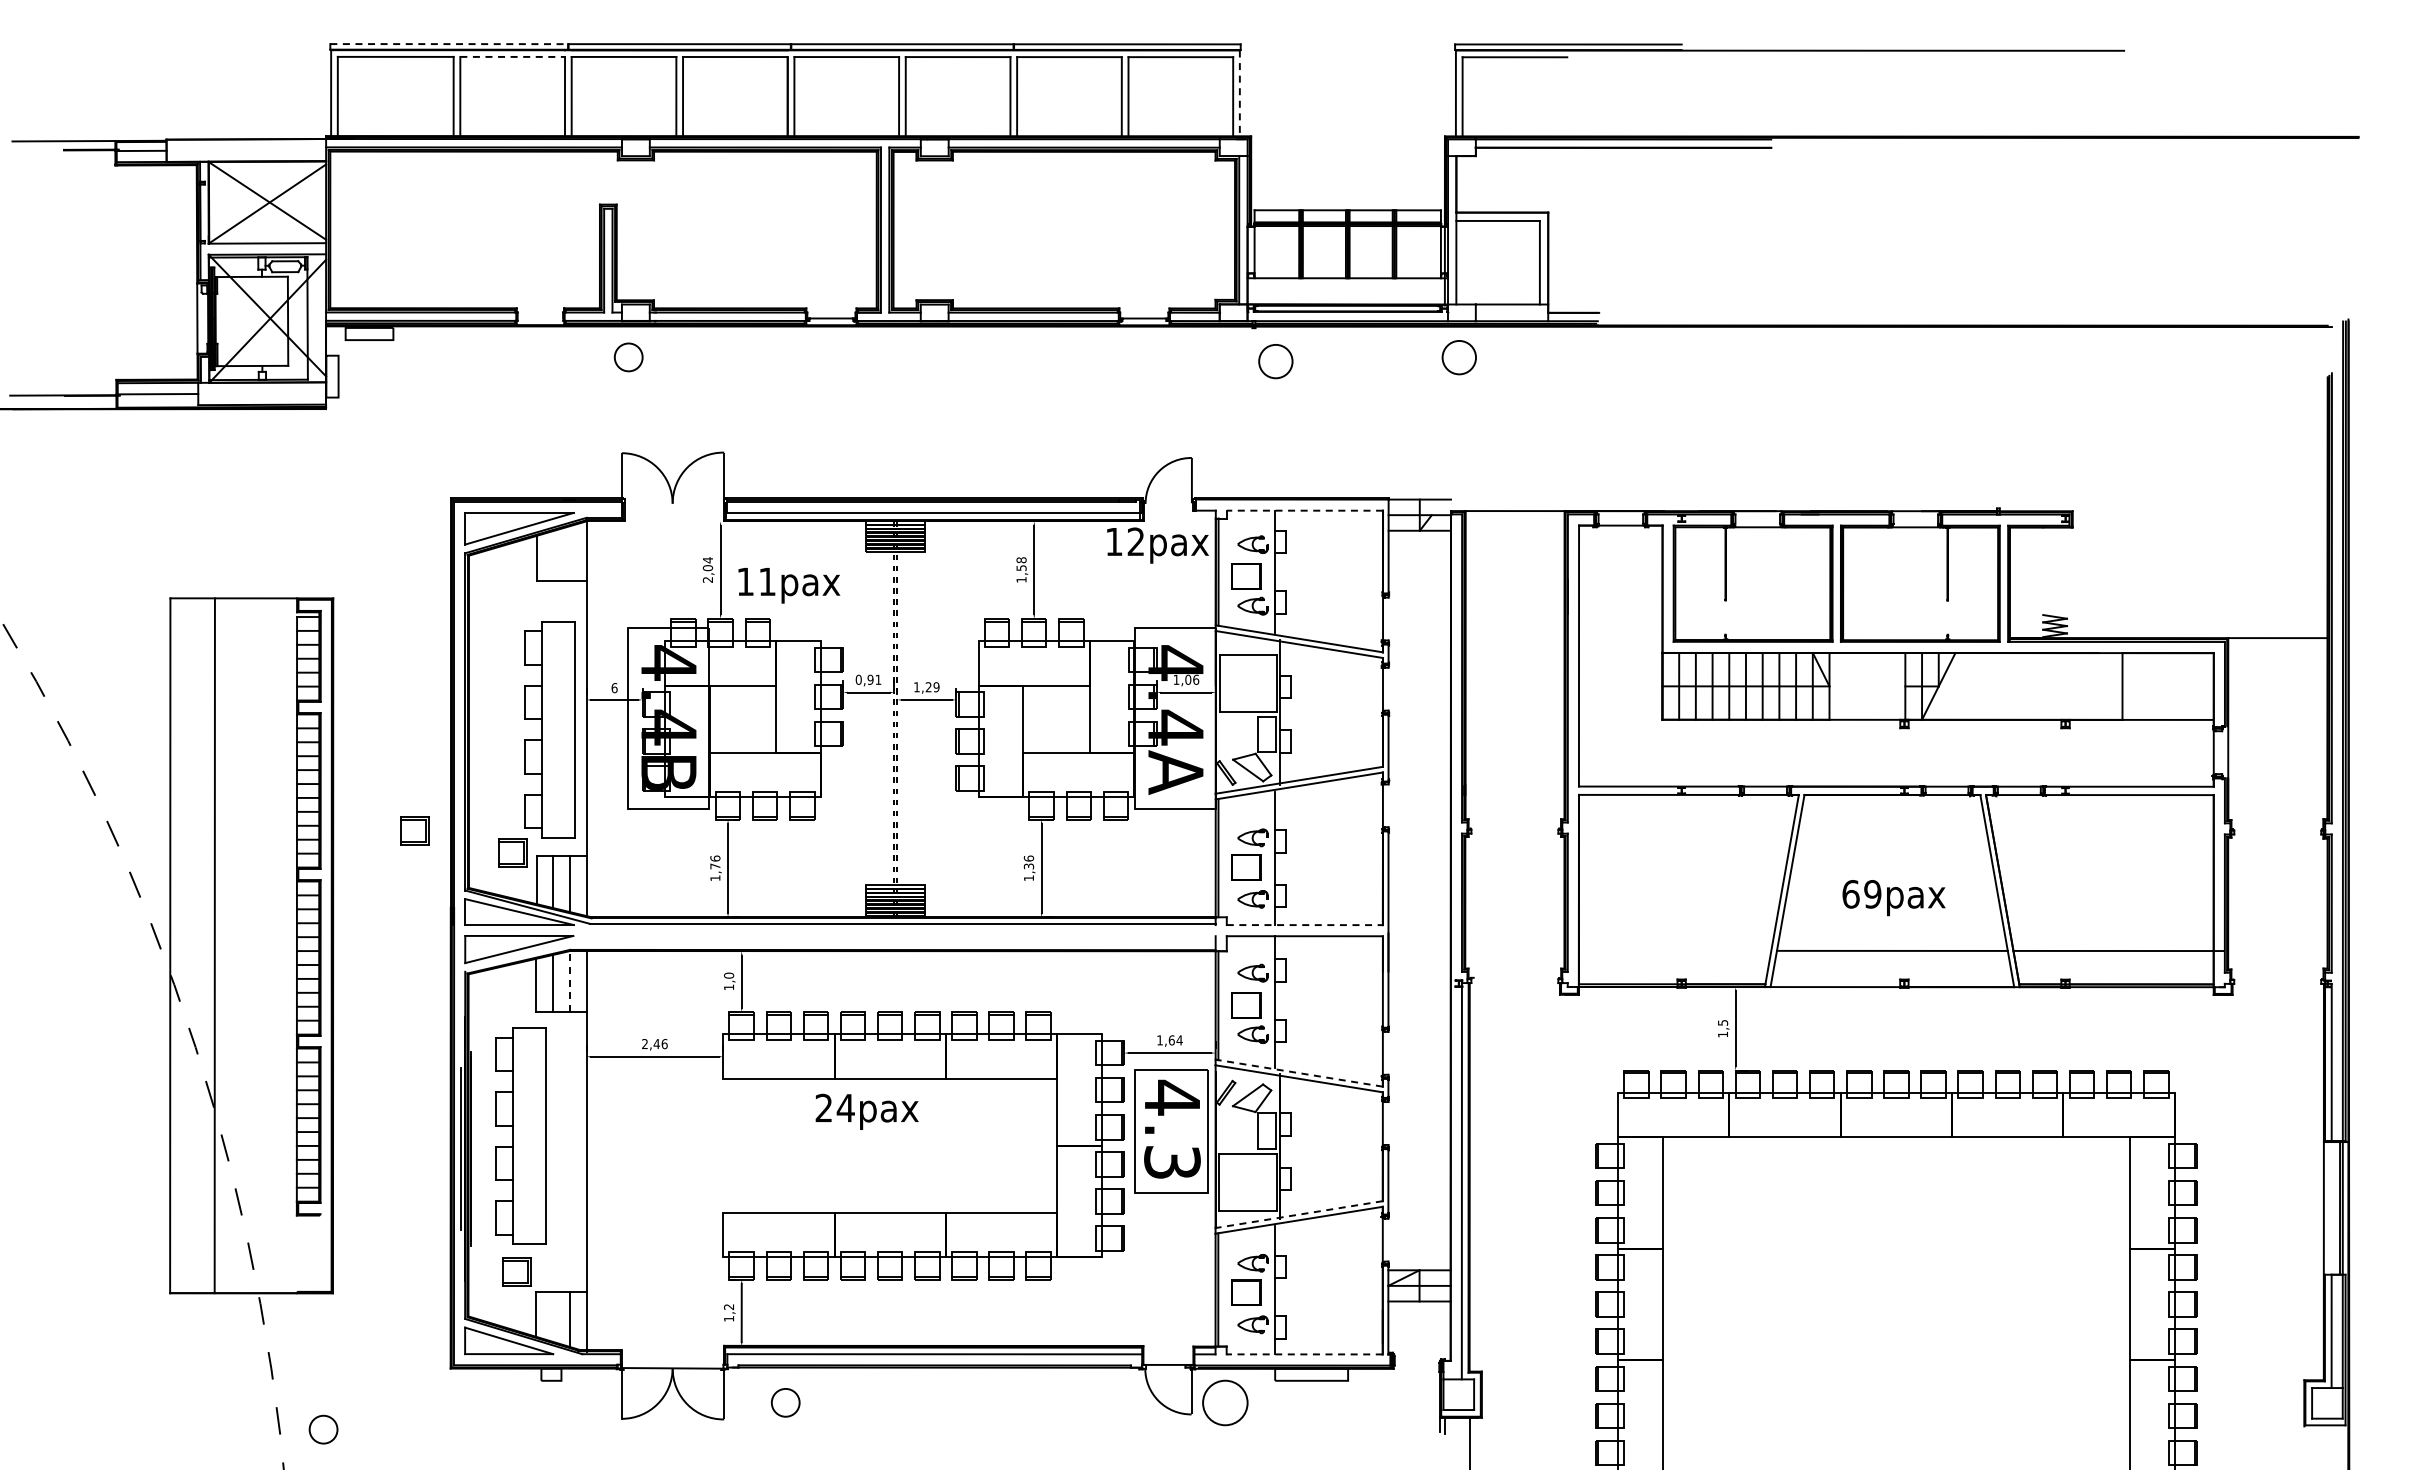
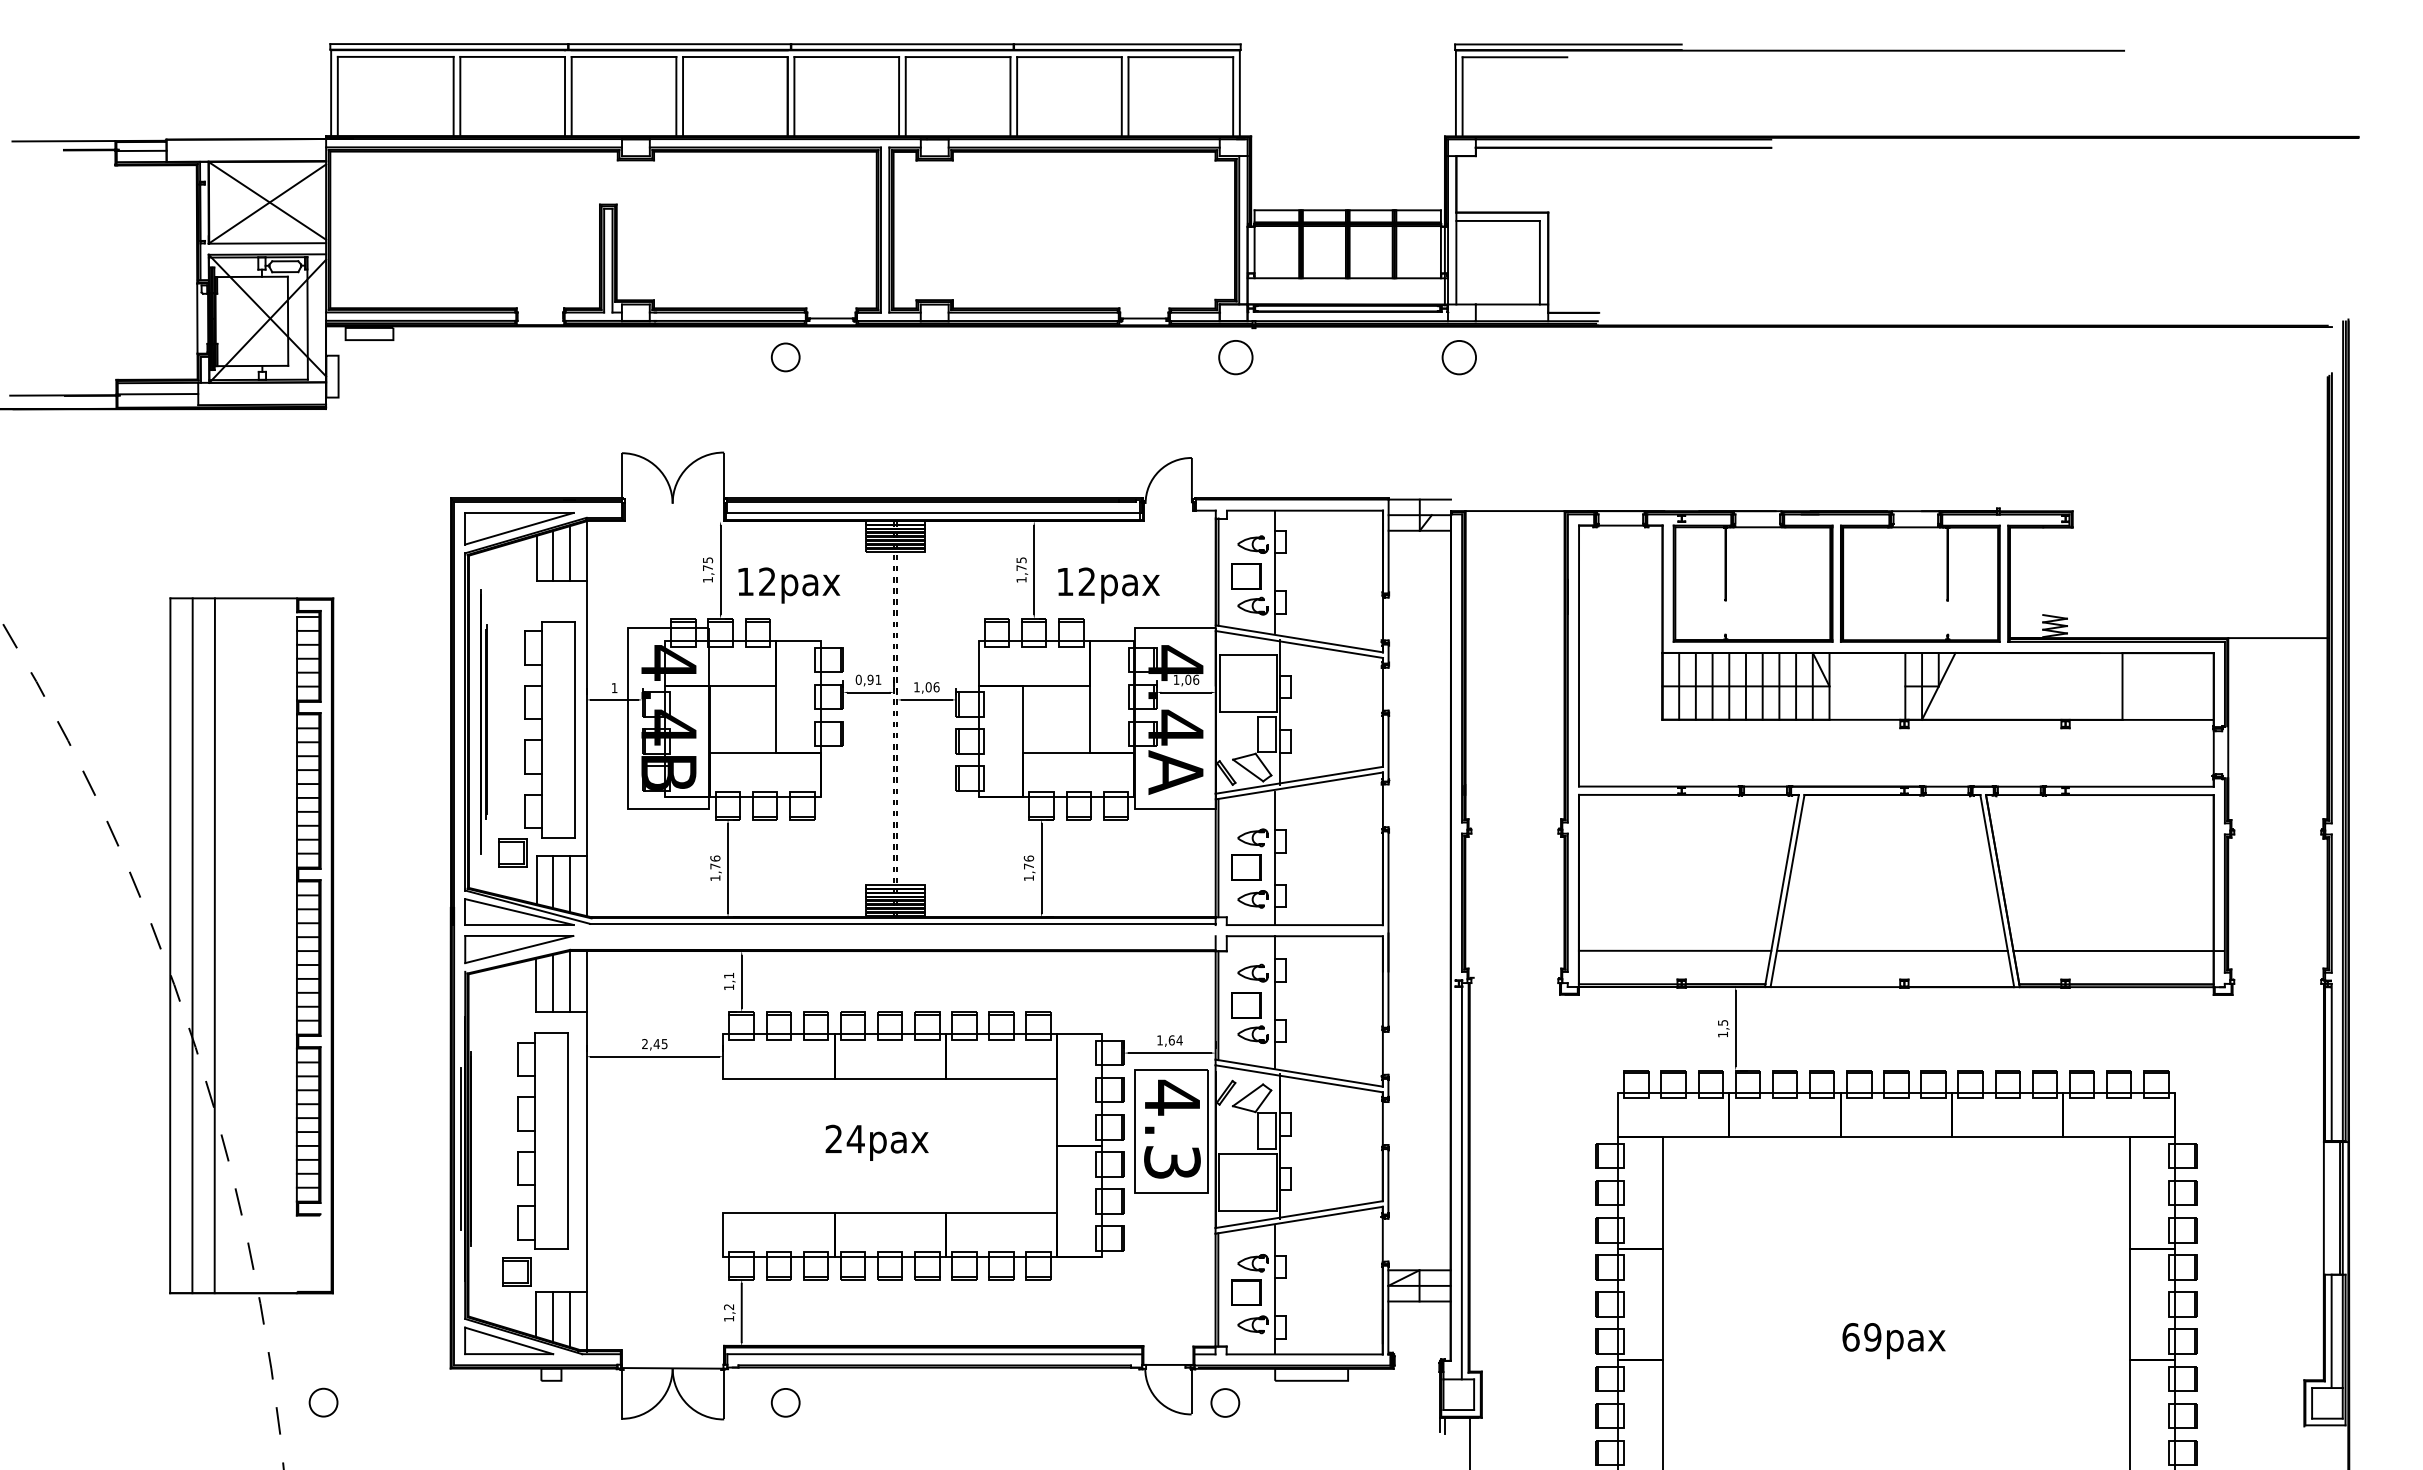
line: dashed -> solid (449, 44)
line: dashed -> solid (513, 56)
line: dashed -> solid (1239, 94)
circle position: (628, 357) -> (785, 357) (785, 357)
circle position: (1275, 361) -> (1235, 357) (1235, 357)
line: dashed -> solid (1304, 510)
text position: (1157, 545) -> (1108, 585) (1108, 585)
line: none -> present (569, 553)
line: none -> present (553, 556)
text: 1,58 -> 1,75 (1021, 564)
text: 2,04 -> 1,75 (707, 569)
text: 11pax -> 12pax (767, 581)
text: 1,29 -> 1,06 (932, 687)
text: 6 -> 1 (614, 688)
part: none -> present (483, 721)
part: present -> none (414, 830)
text: 1,36 -> 1,76 (1028, 866)
text position: (1893, 898) -> (1893, 1341) (1893, 1341)
line: dashed -> solid (1305, 925)
line: none -> present (192, 945)
line: none -> present (1674, 950)
text: 1,0 -> 1,1 (729, 975)
line: dashed -> solid (569, 980)
text: 2,46 -> 2,45 (664, 1044)
line: dashed -> solid (1299, 1073)
text position: (866, 1111) -> (876, 1142) (876, 1142)
part position: (520, 1135) -> (542, 1140) (542, 1140)
line: dashed -> solid (1299, 1214)
line: none -> present (553, 1316)
line: dashed -> solid (1304, 1354)
circle diameter: 45 px -> 28 px (1225, 1402)
circle position: (323, 1429) -> (323, 1402) (323, 1402)
